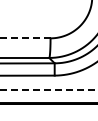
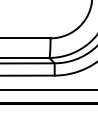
line: dashed -> solid (25, 38)
line: dashed -> solid (48, 90)
